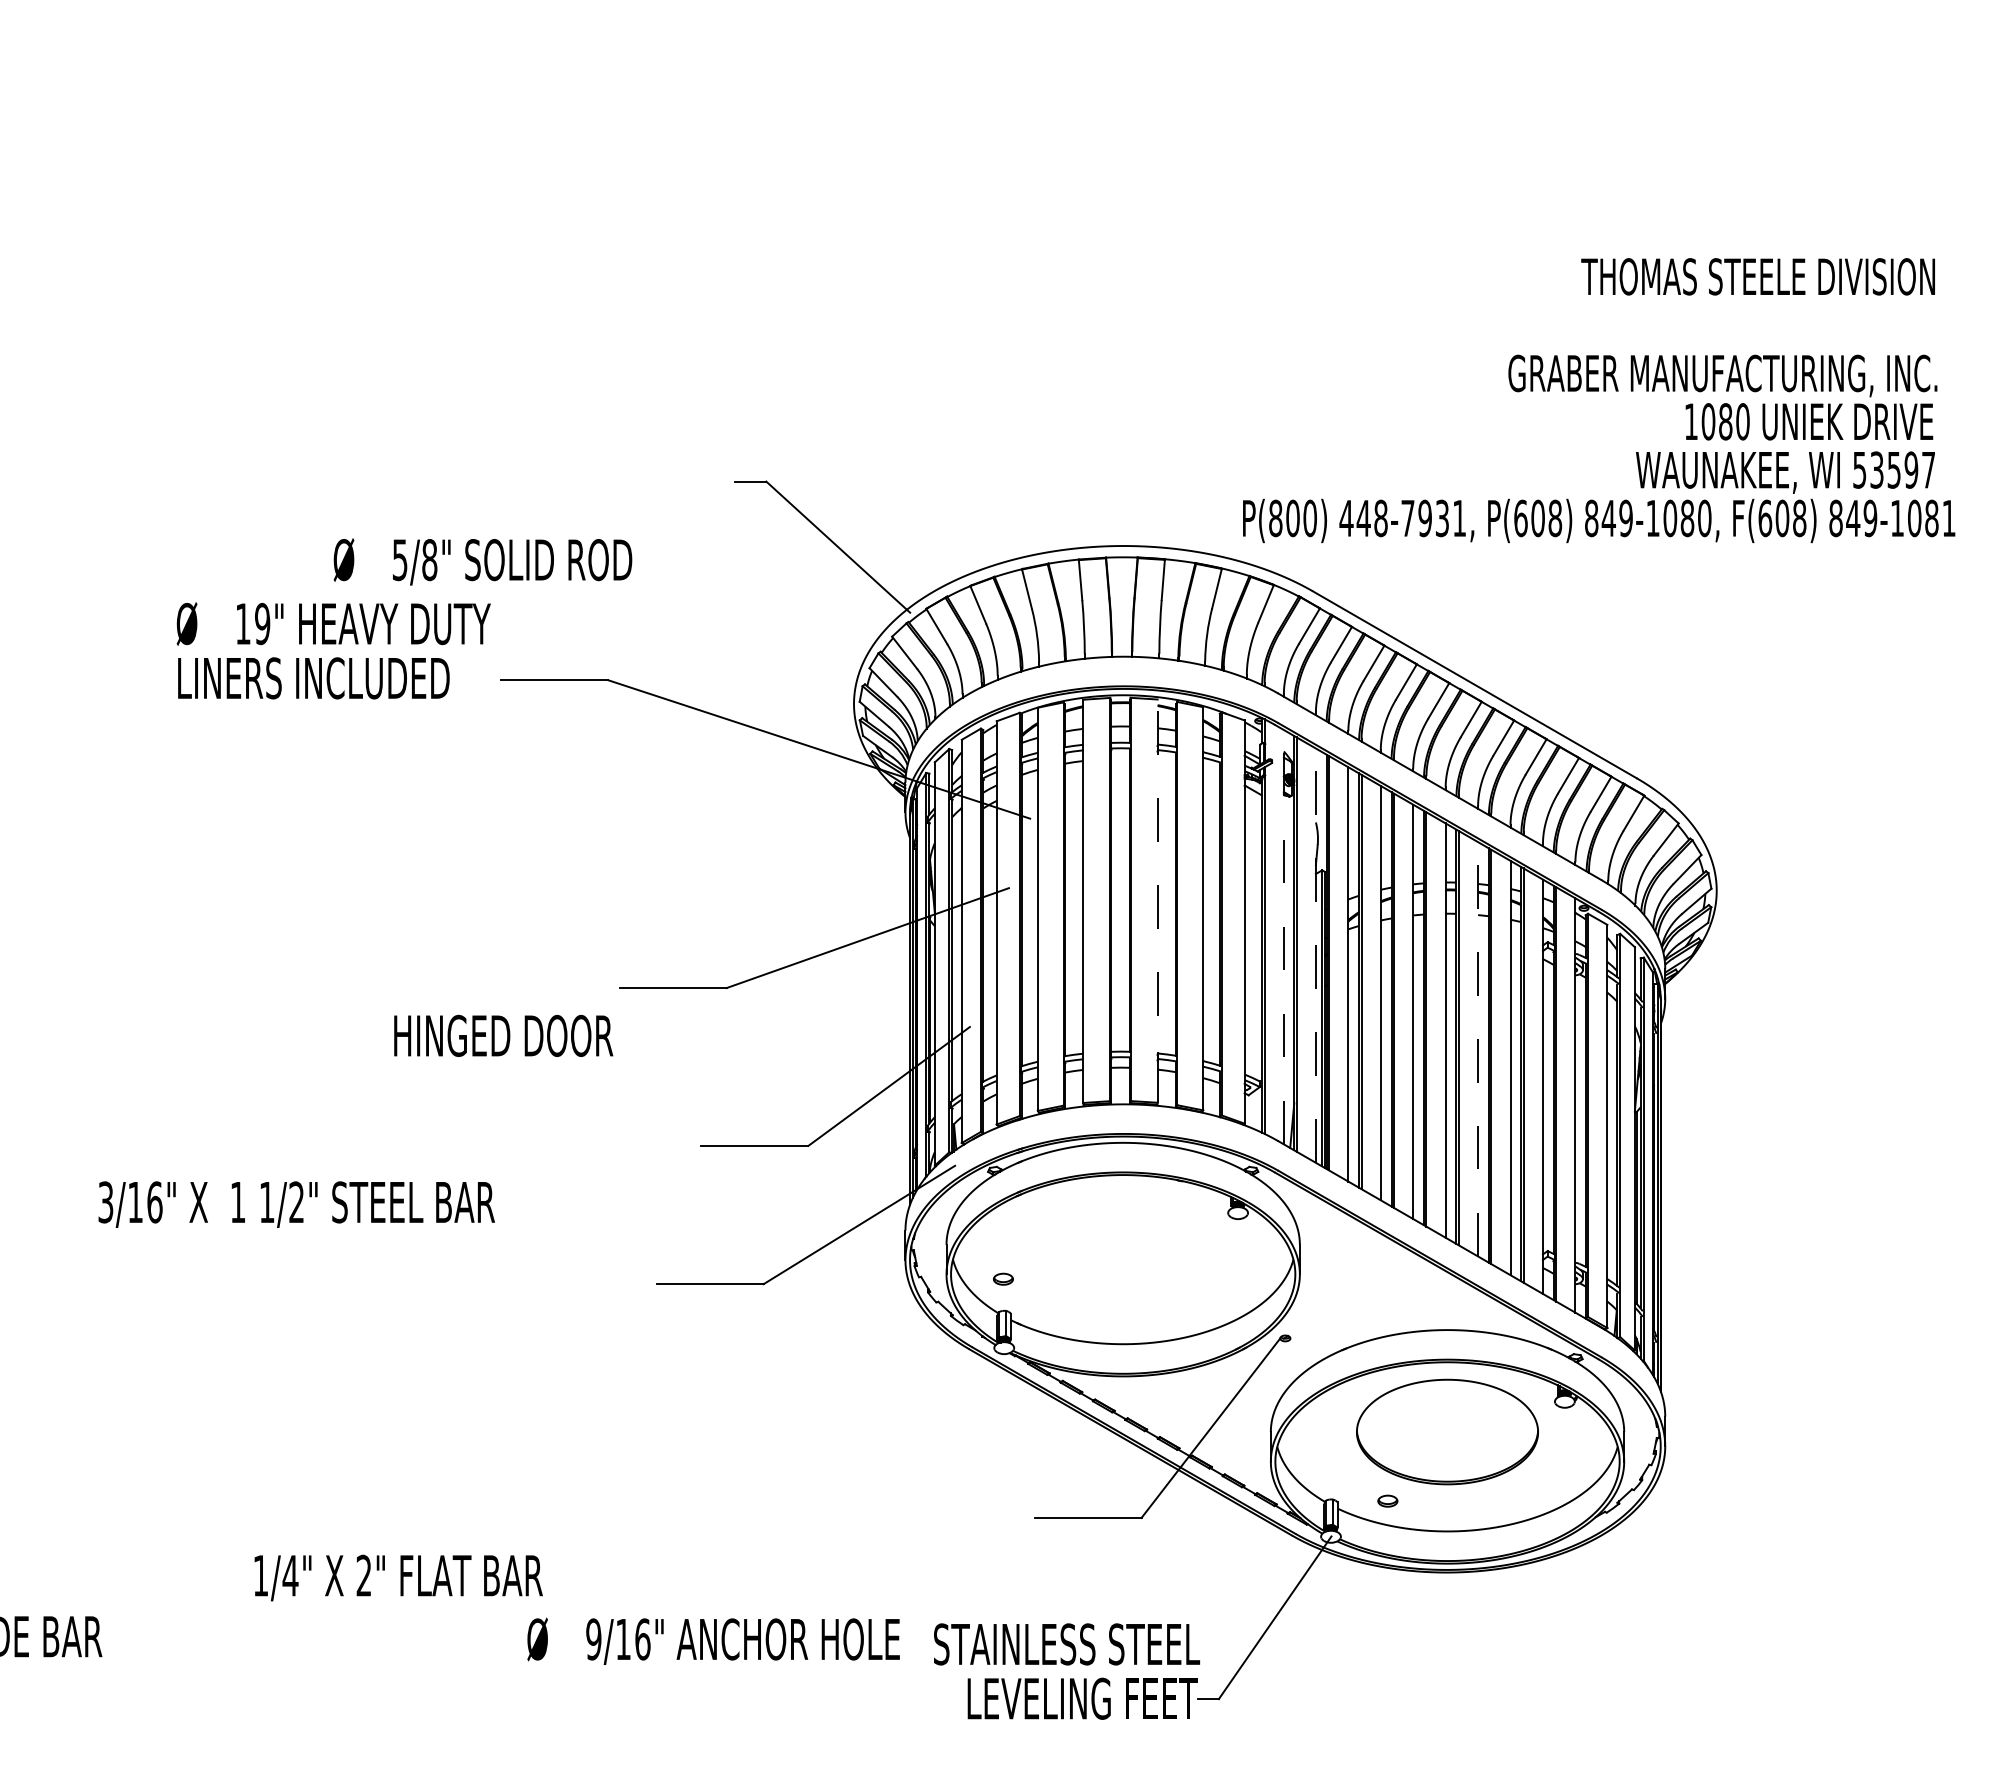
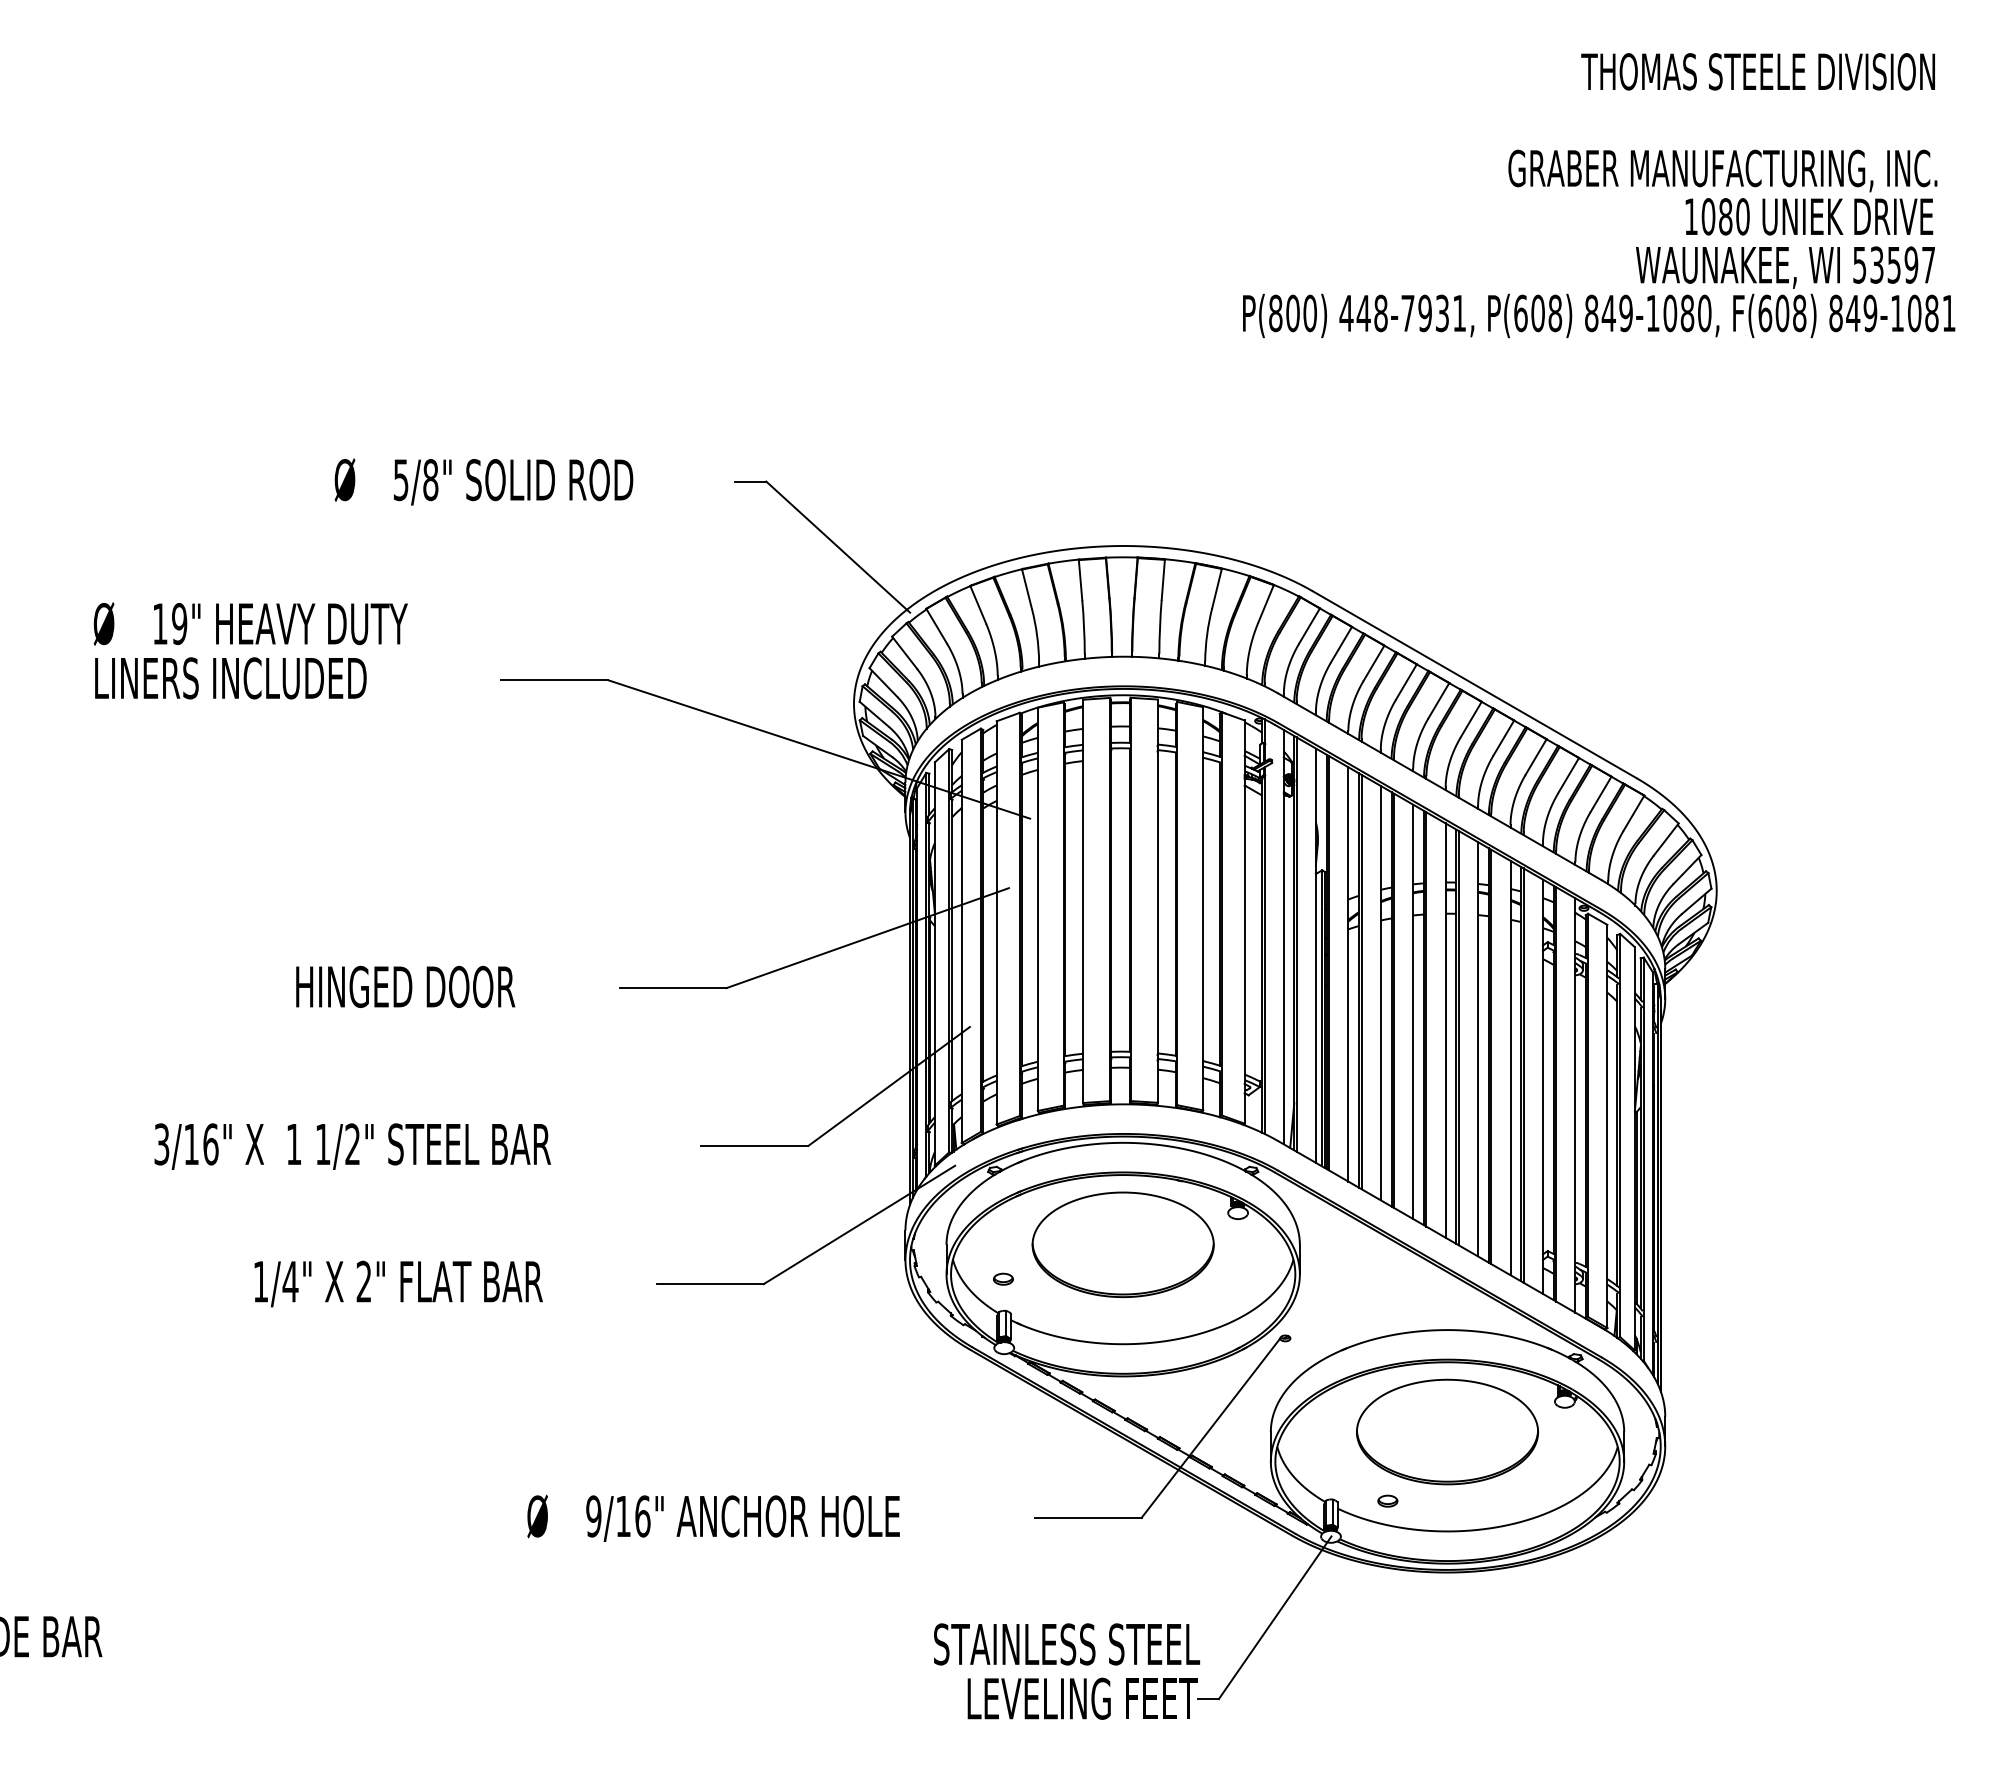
text position: (1599, 400) -> (1599, 195) (1599, 195)
text position: (482, 561) -> (483, 481) (483, 481)
text position: (333, 650) -> (250, 650) (250, 650)
line: dashed -> solid (1157, 901)
line: dashed -> solid (1283, 936)
line: dashed -> solid (1315, 955)
text position: (503, 1035) -> (405, 986) (405, 986)
line: dashed -> solid (1478, 1048)
text position: (296, 1204) -> (352, 1146) (352, 1146)
part: none -> present (1122, 1244)
text position: (398, 1577) -> (398, 1283) (398, 1283)
text position: (713, 1640) -> (713, 1517) (713, 1517)
